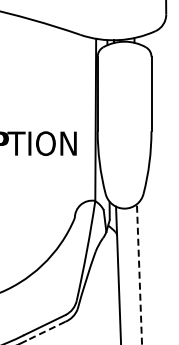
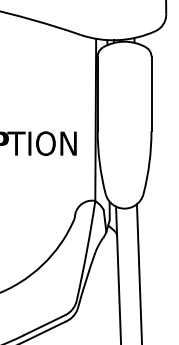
line: dashed -> solid (139, 274)
line: dashed -> solid (45, 331)
